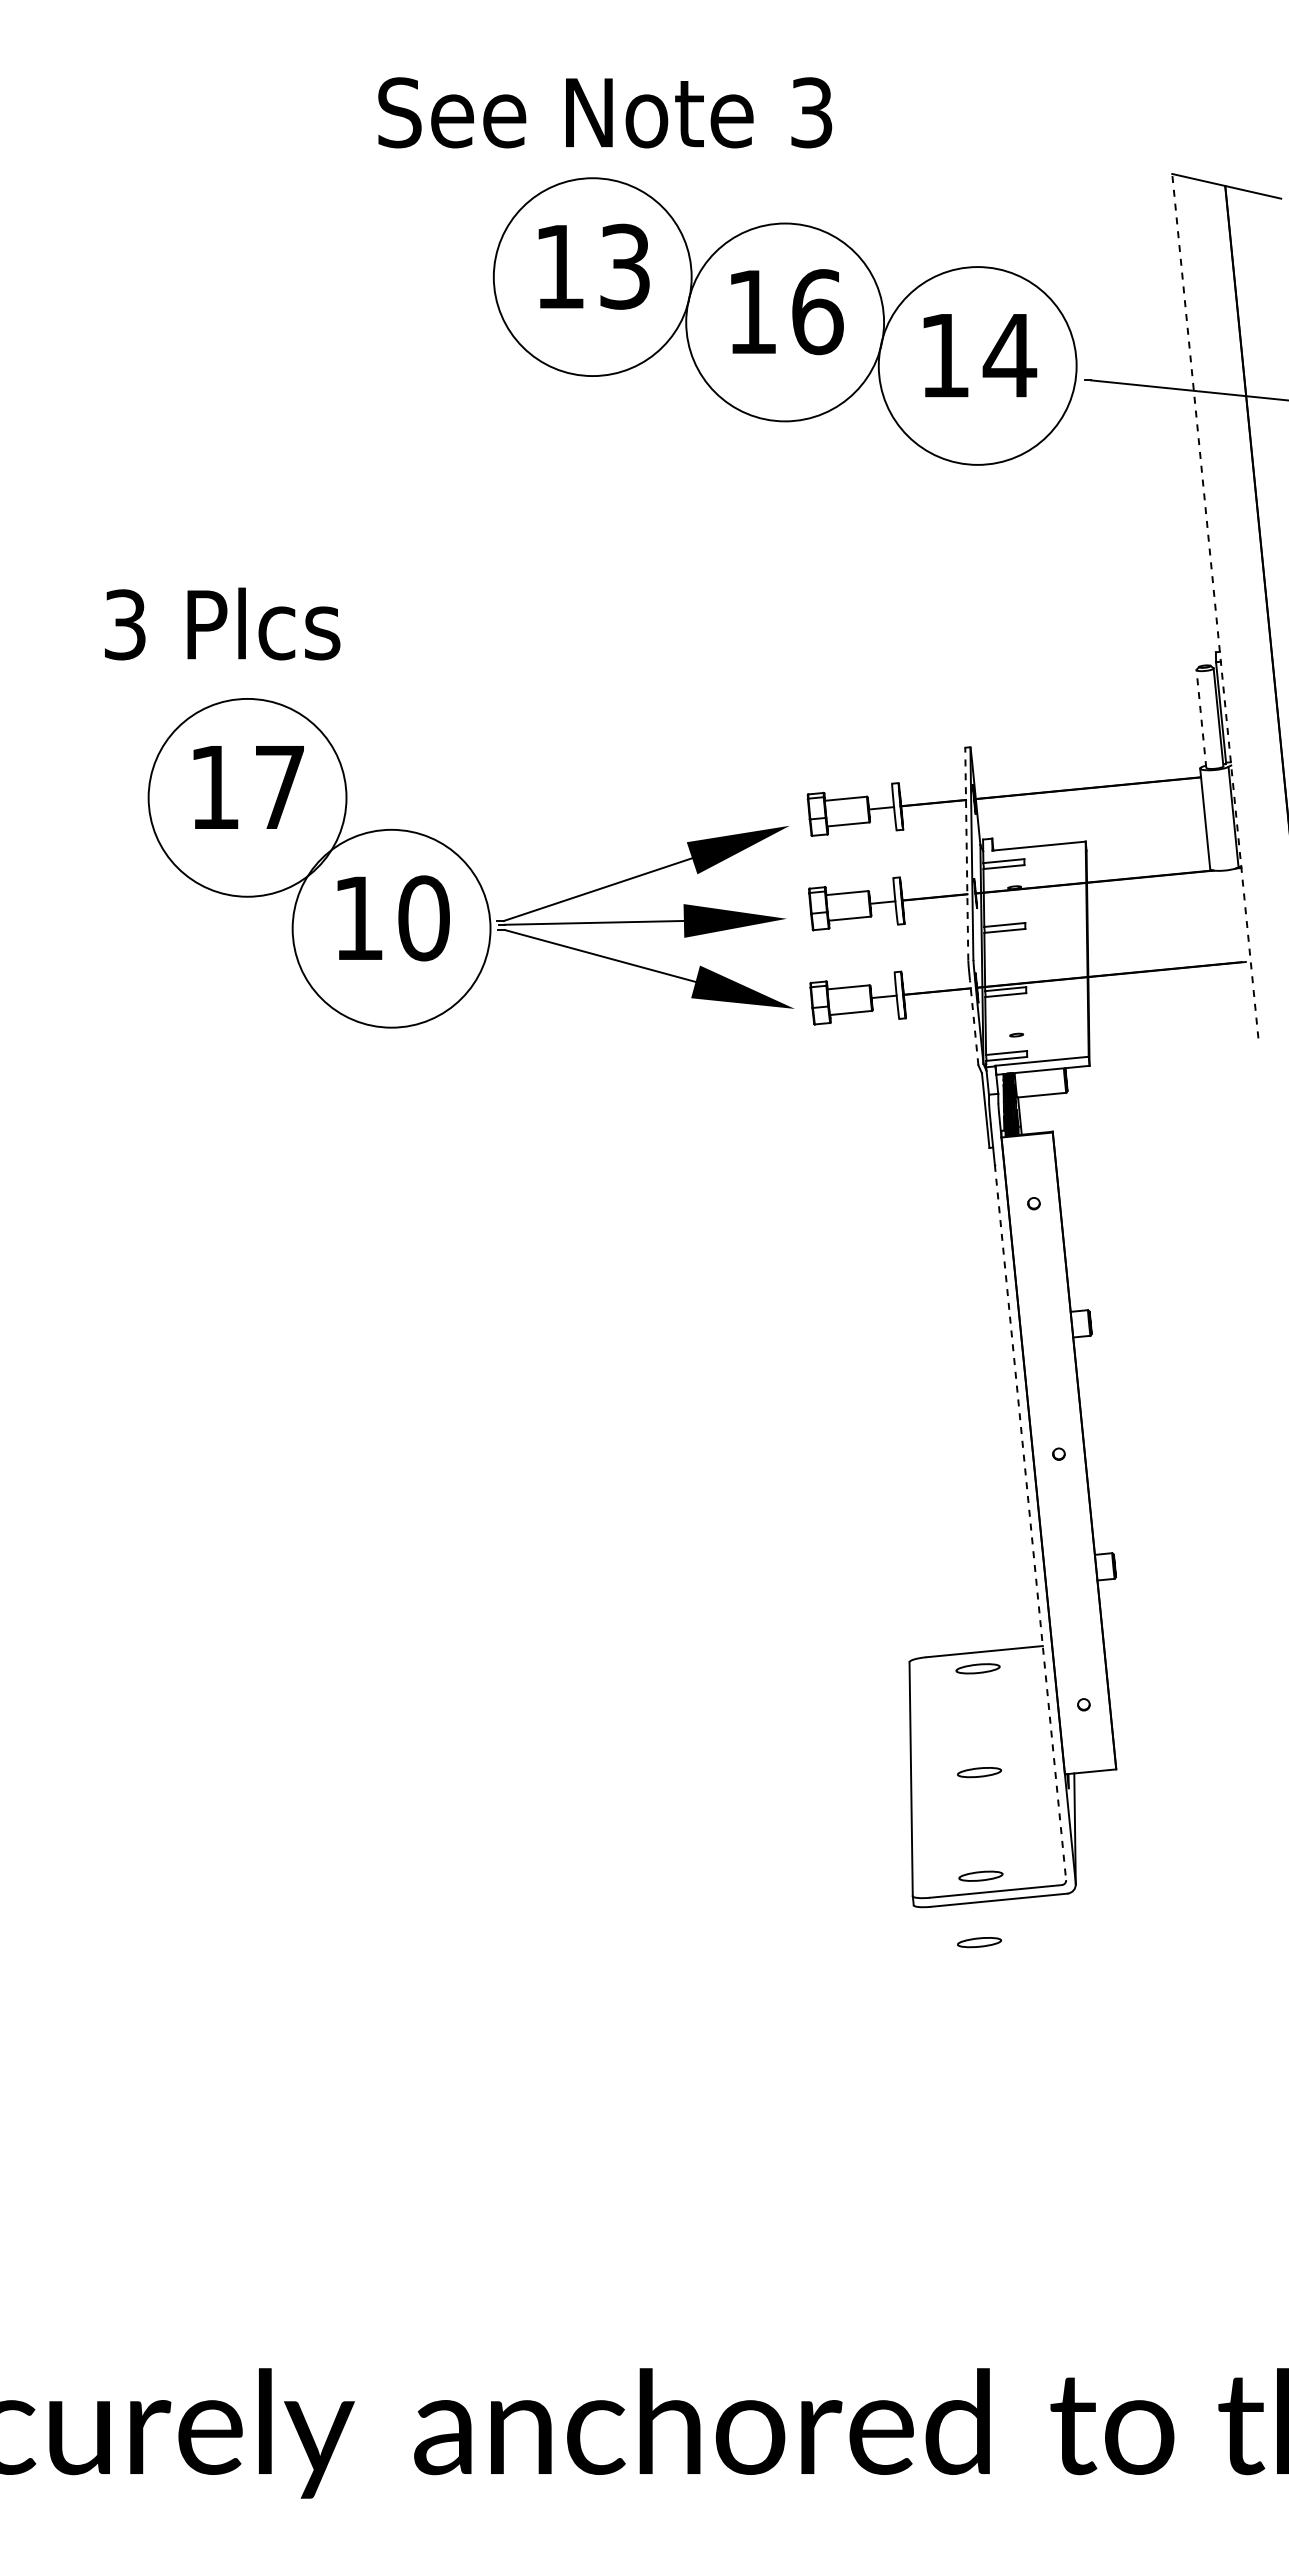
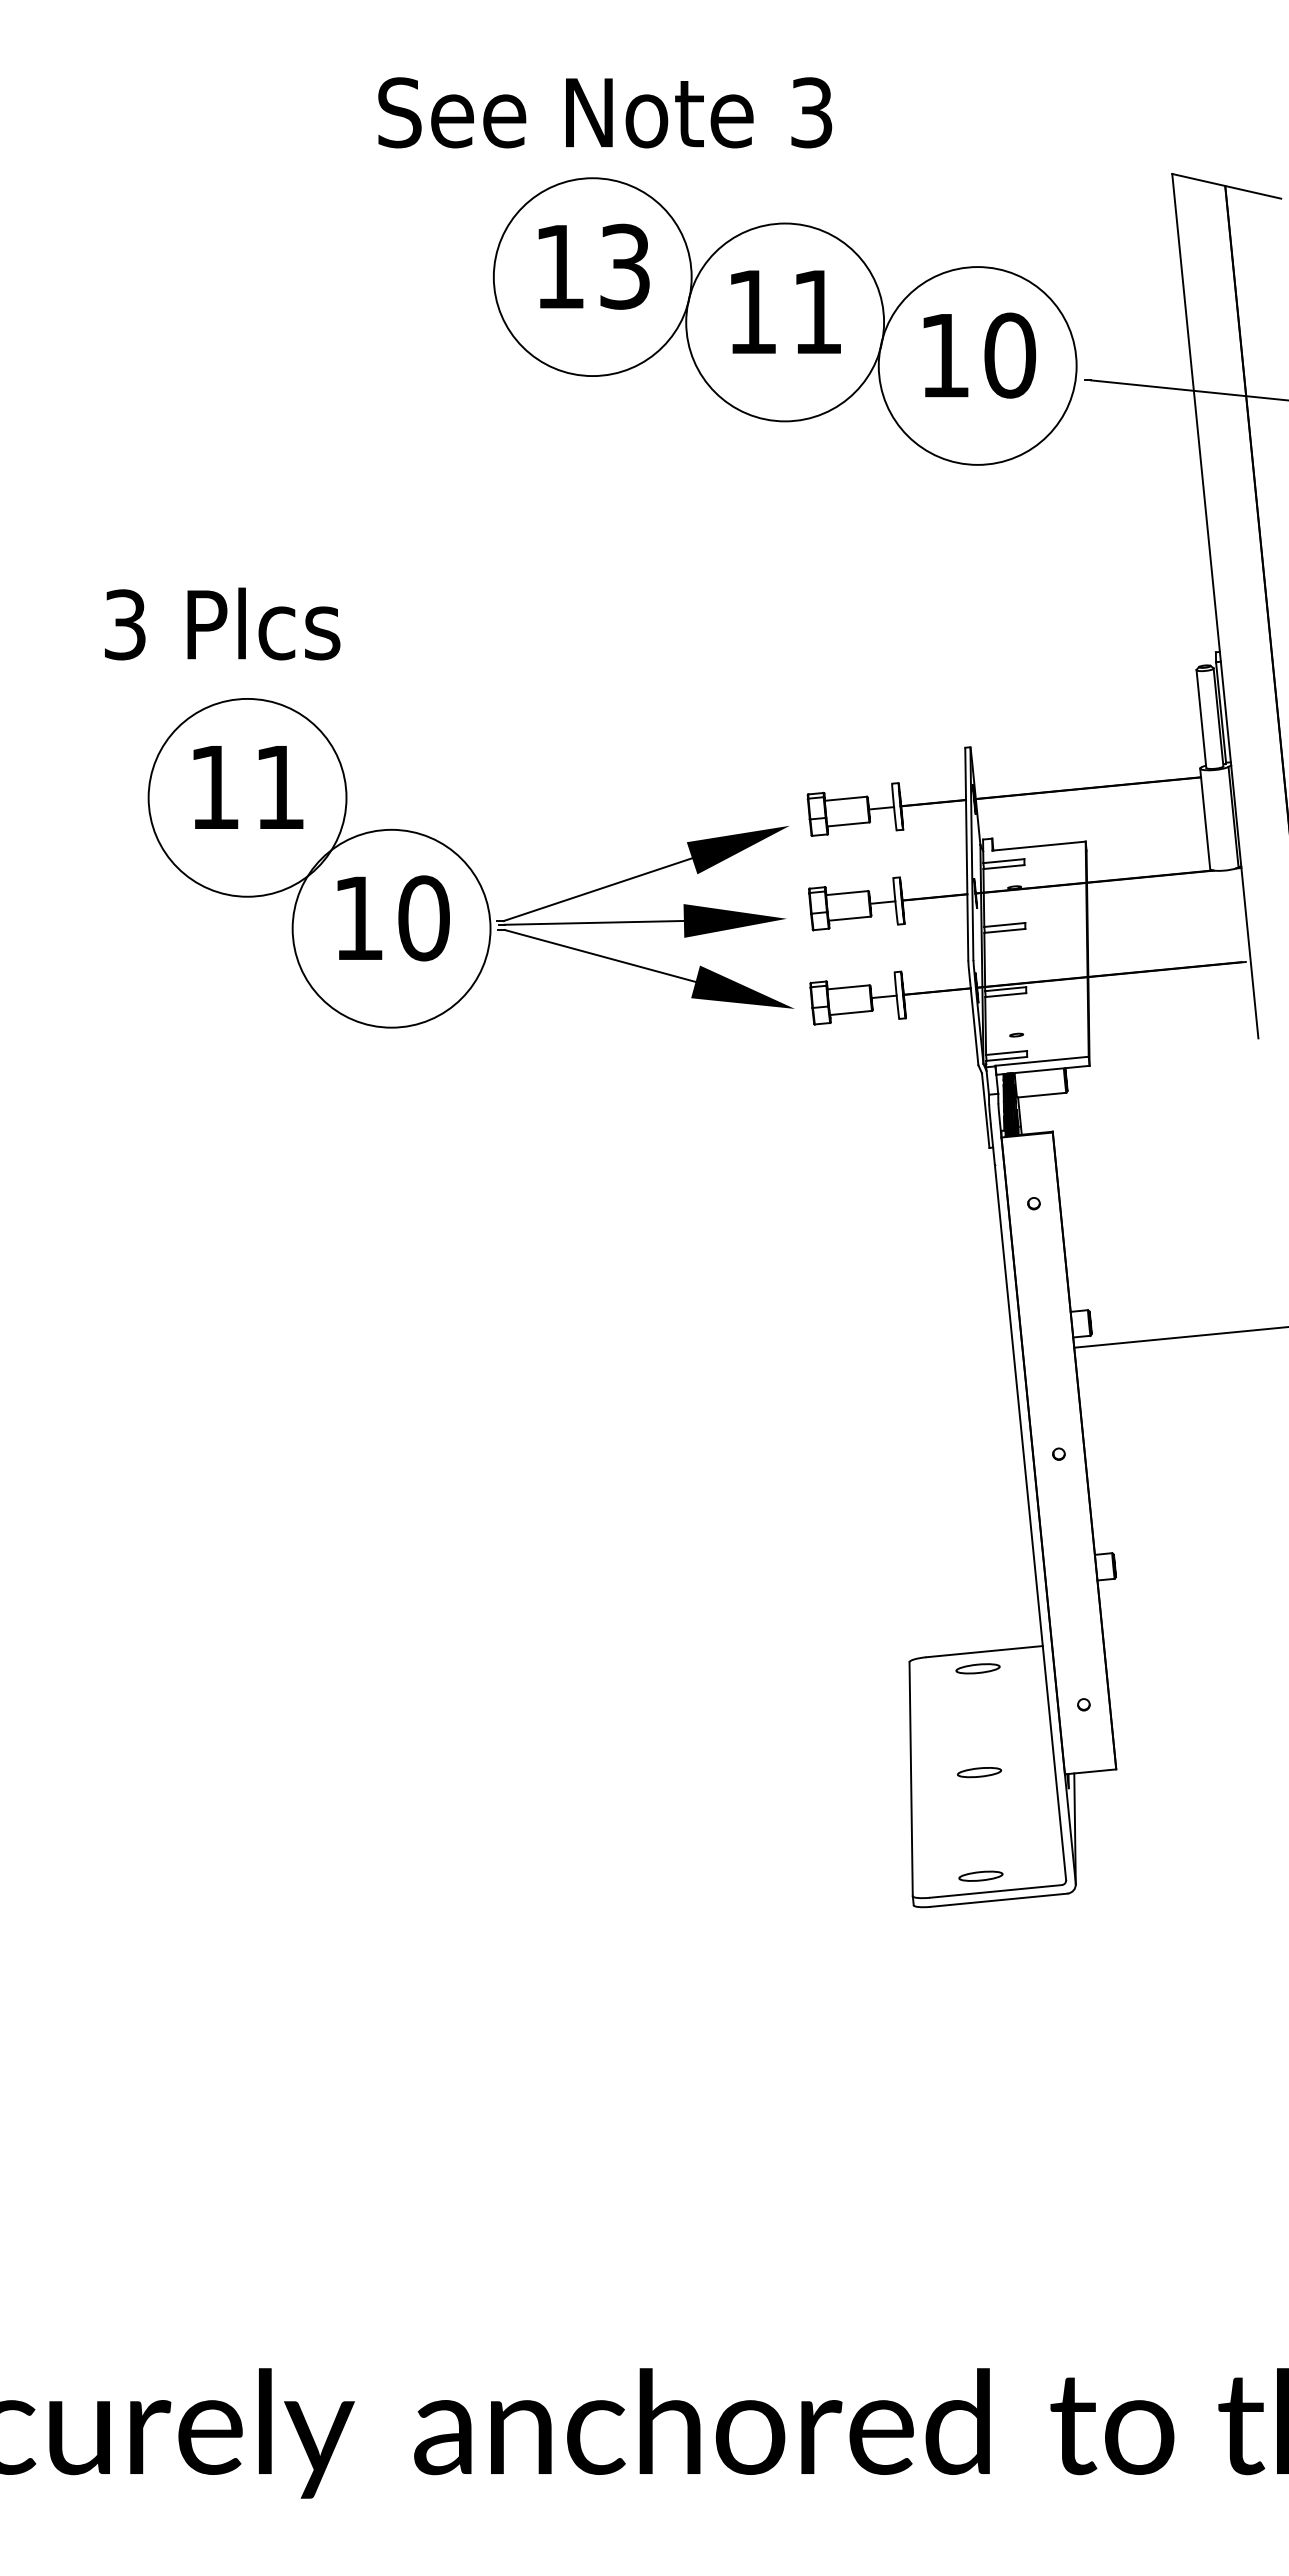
text: 16 -> 11 (817, 312)
text: 14 -> 10 (1009, 355)
line: dashed -> solid (1215, 605)
line: dashed -> solid (1201, 718)
text: 17 -> 11 (279, 787)
line: dashed -> solid (966, 853)
line: dashed -> solid (974, 1022)
line: none -> present (1179, 1337)
line: dashed -> solid (1030, 1523)
part: present -> none (979, 1942)
